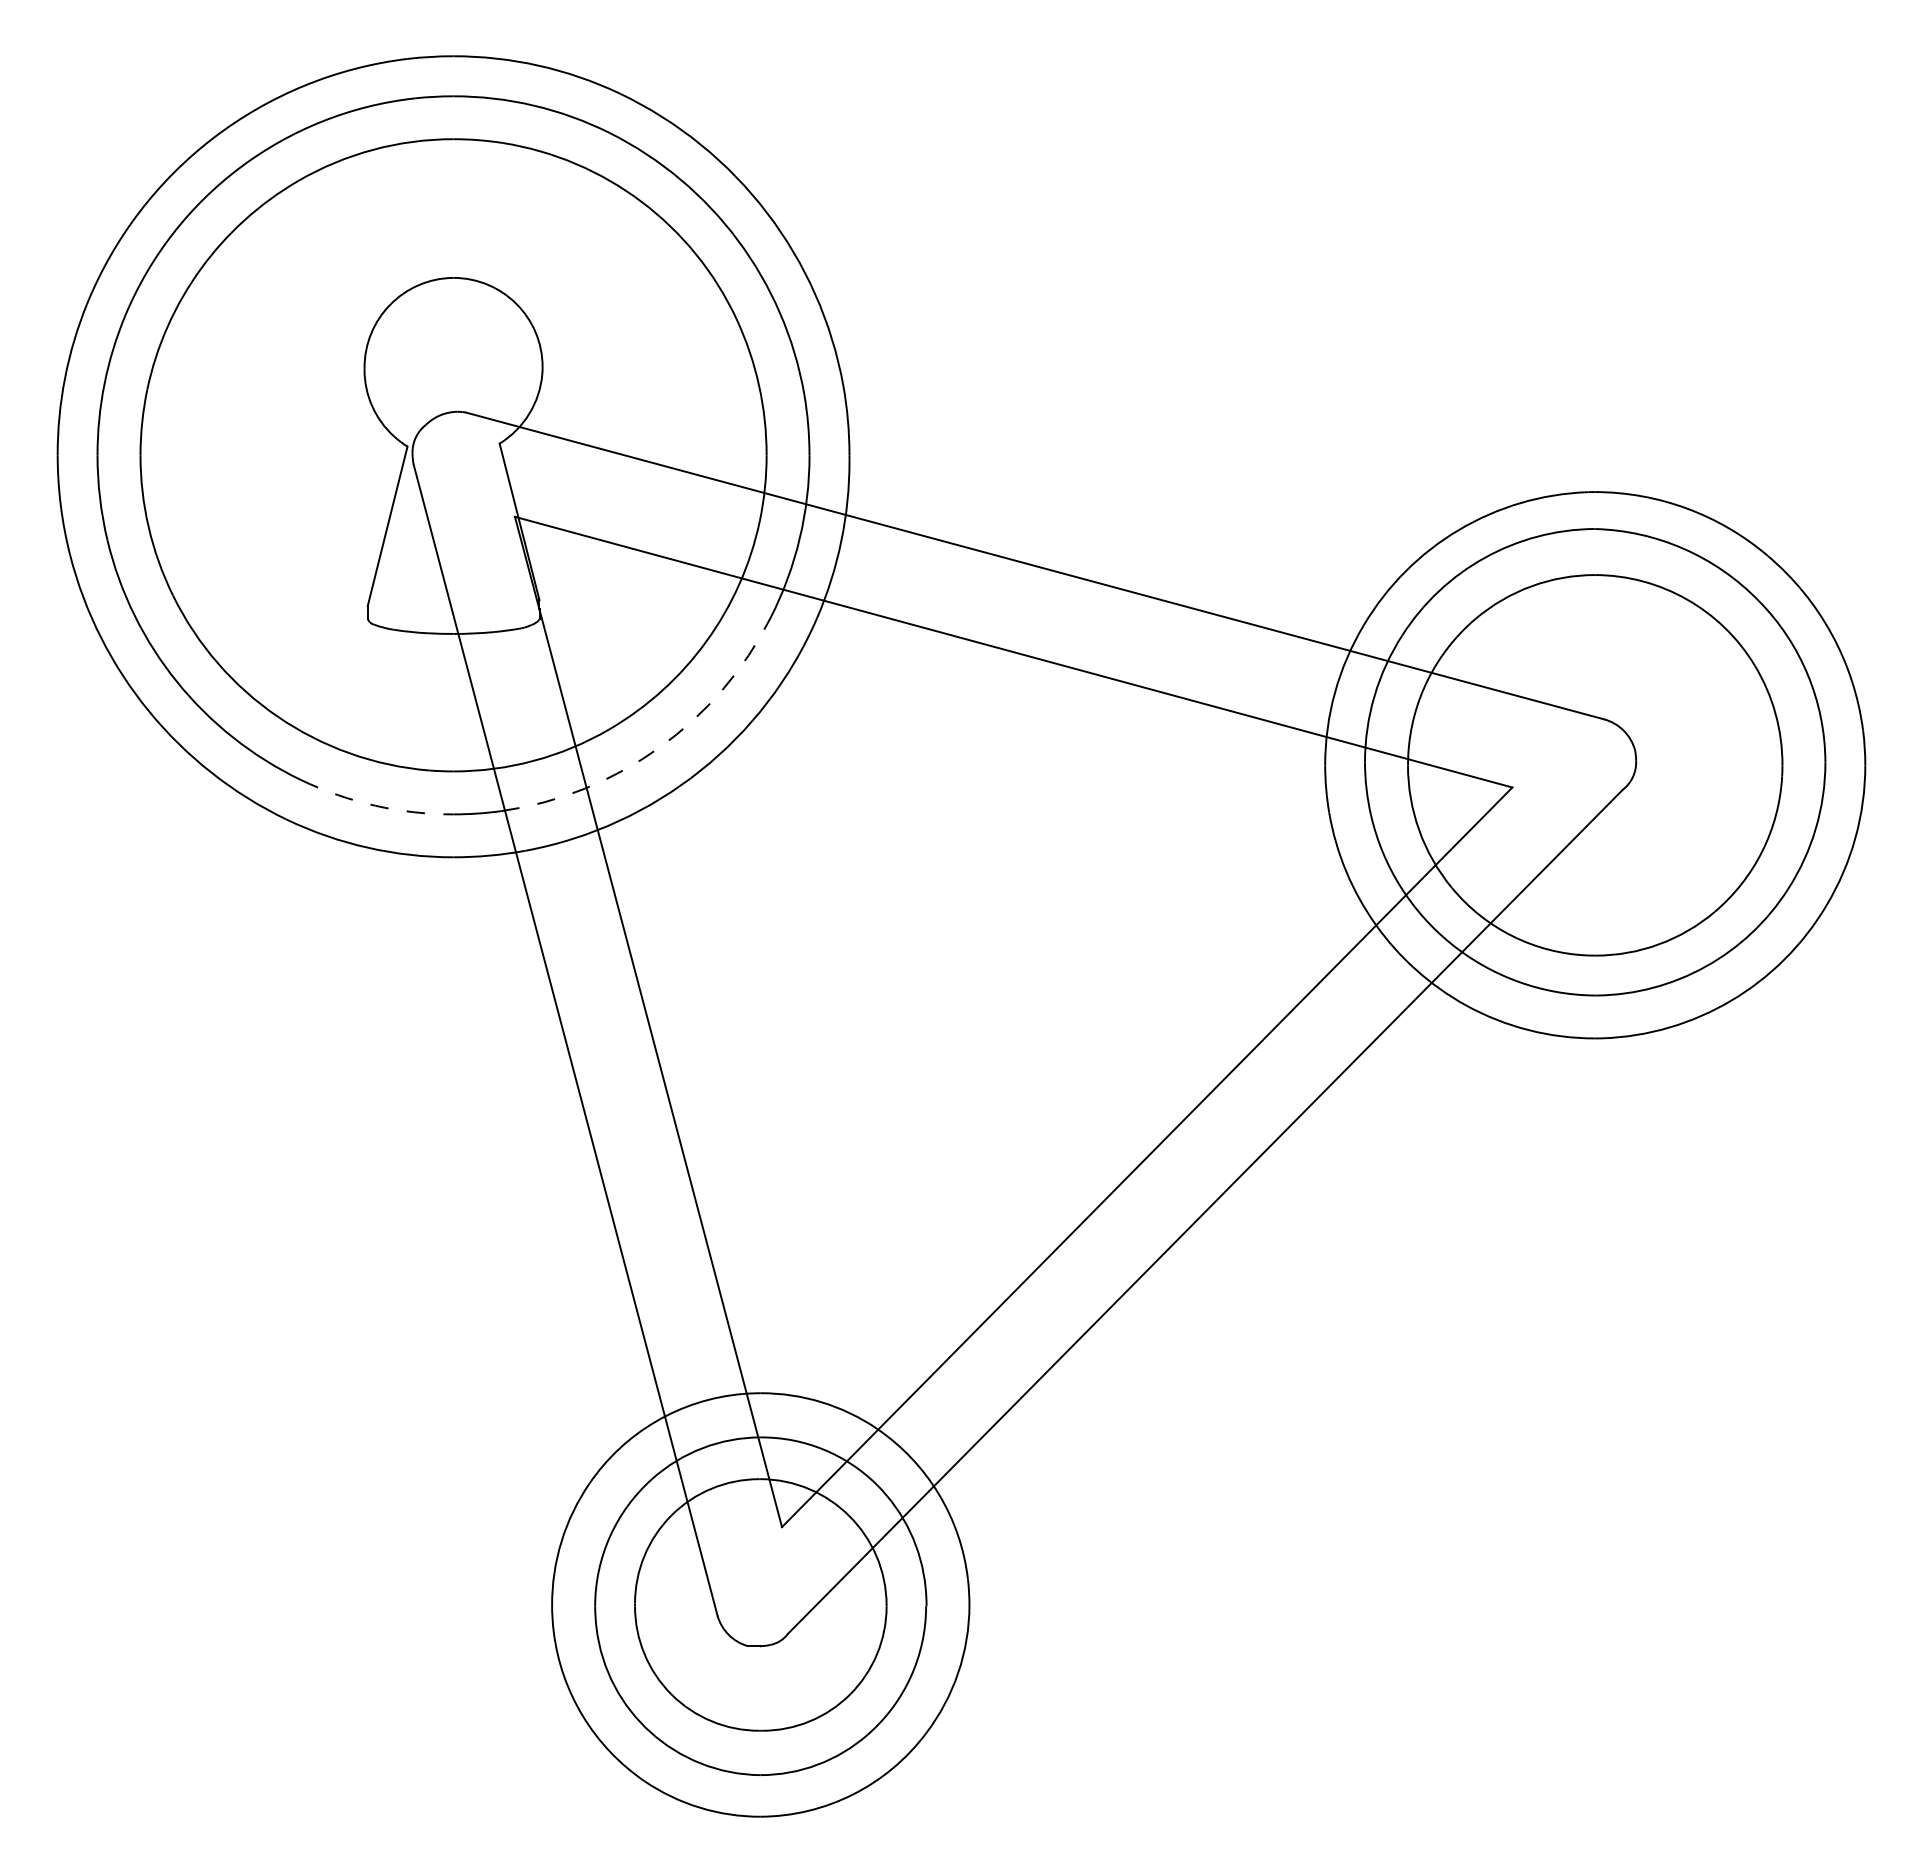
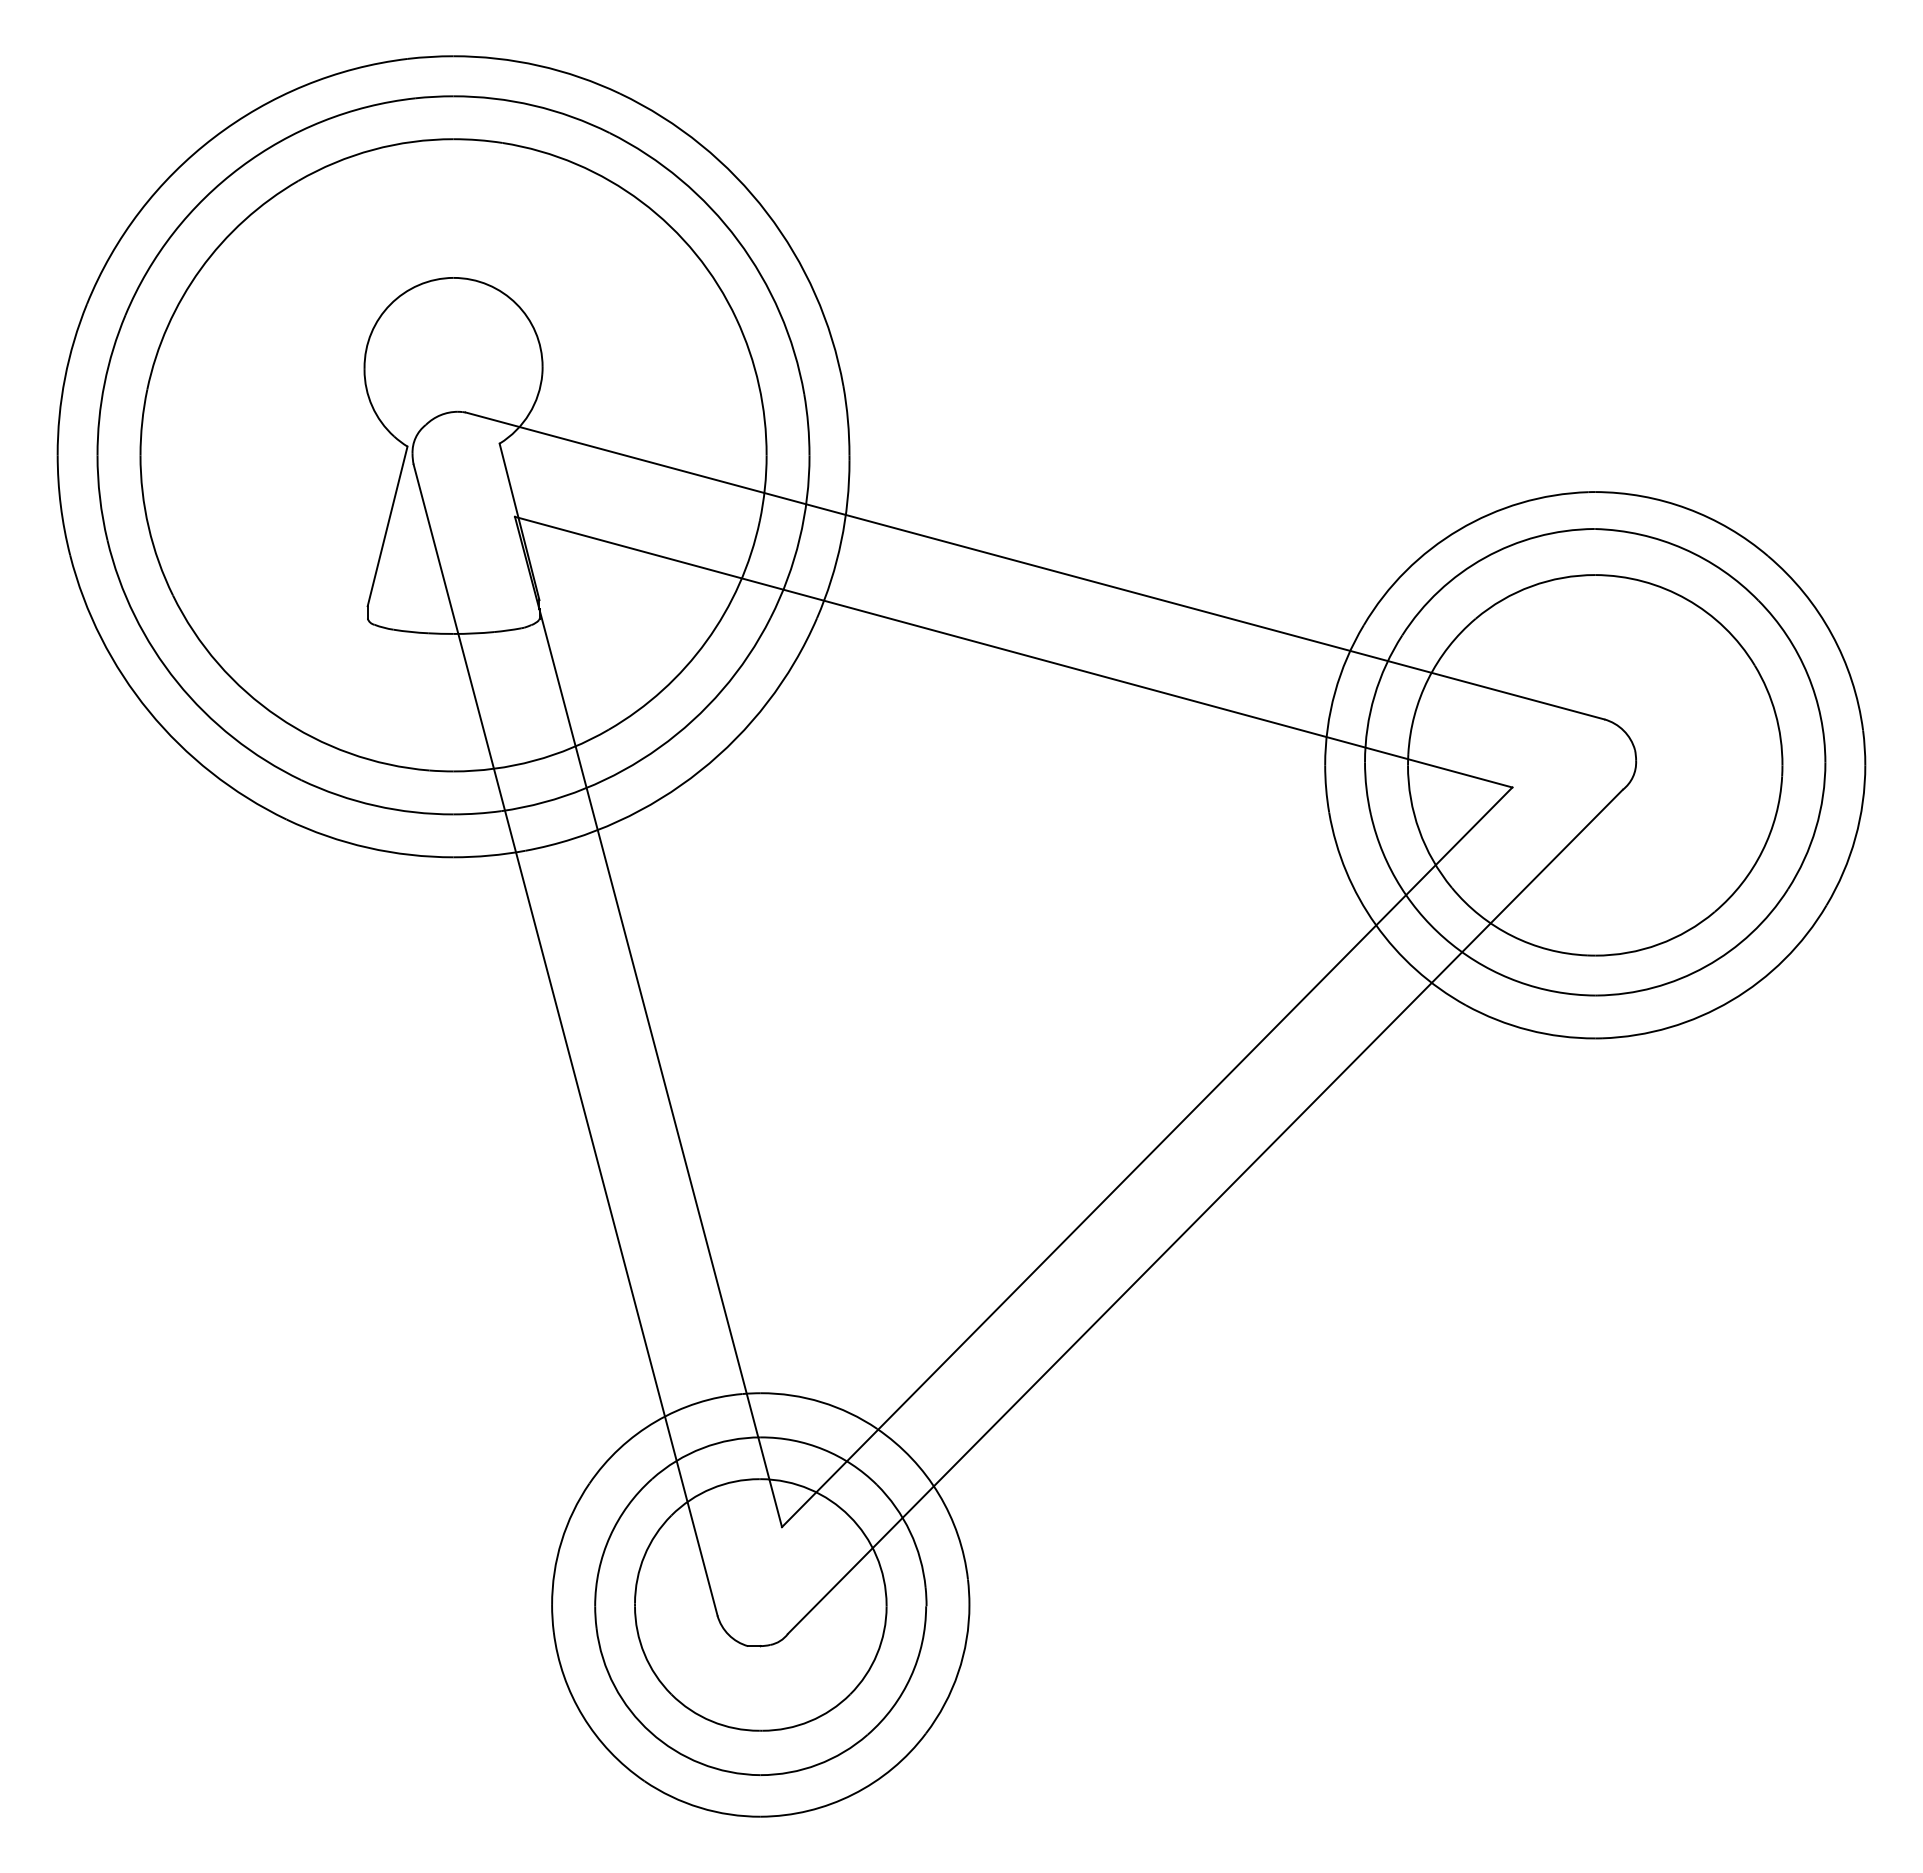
arc: dashed -> solid (659, 747)
arc: dashed -> solid (375, 805)
